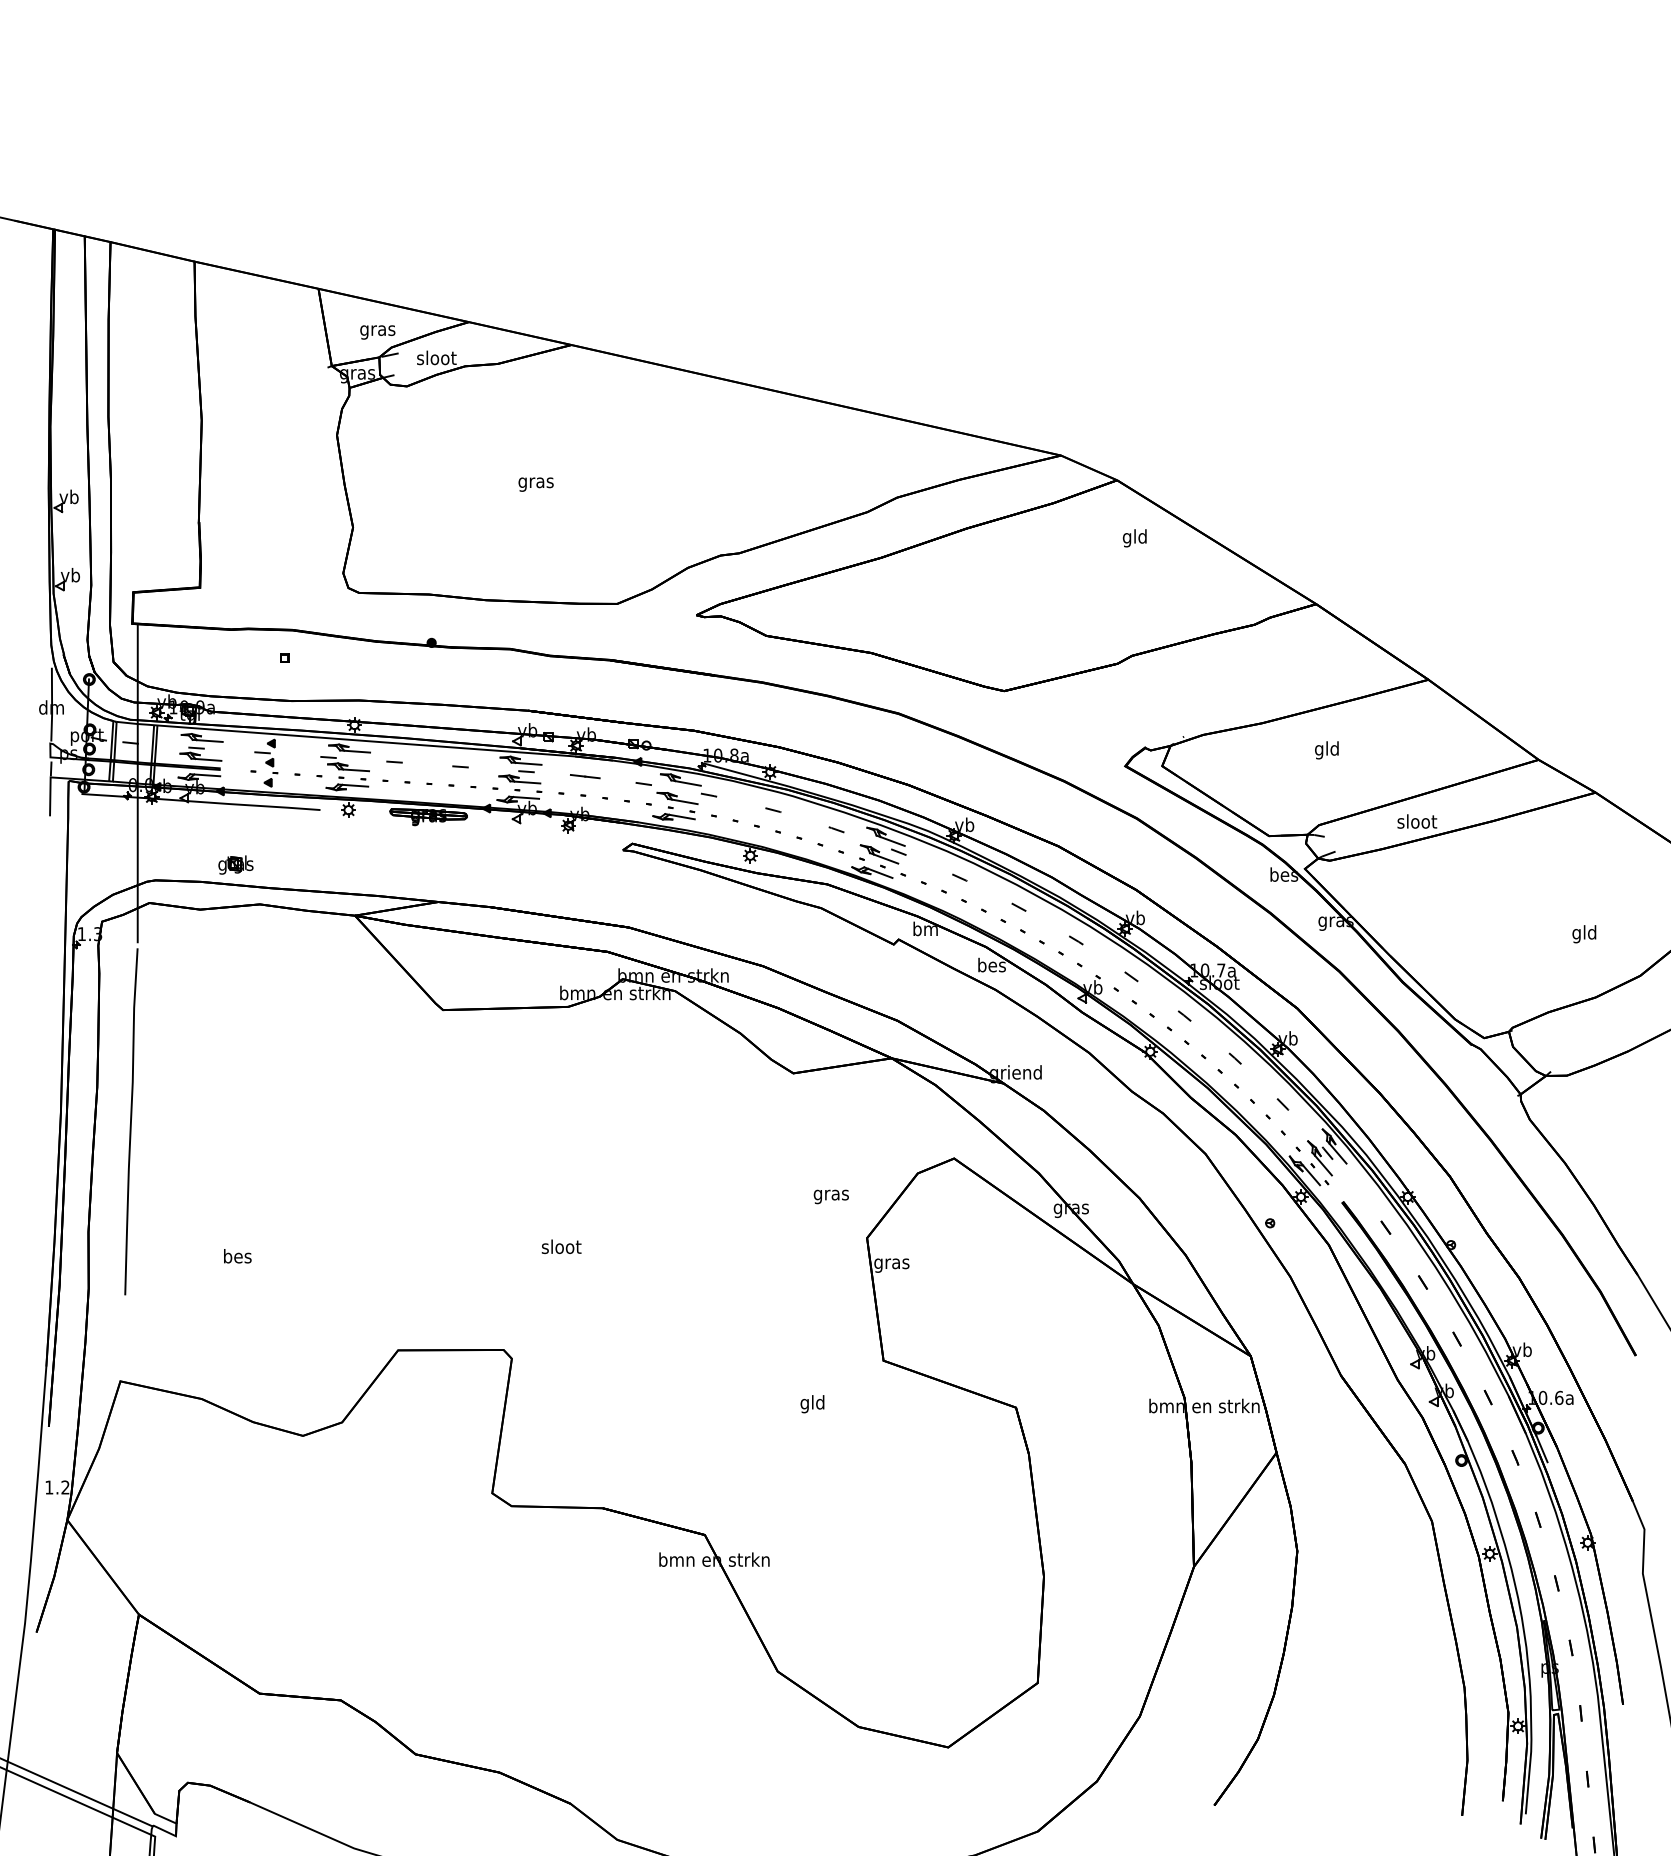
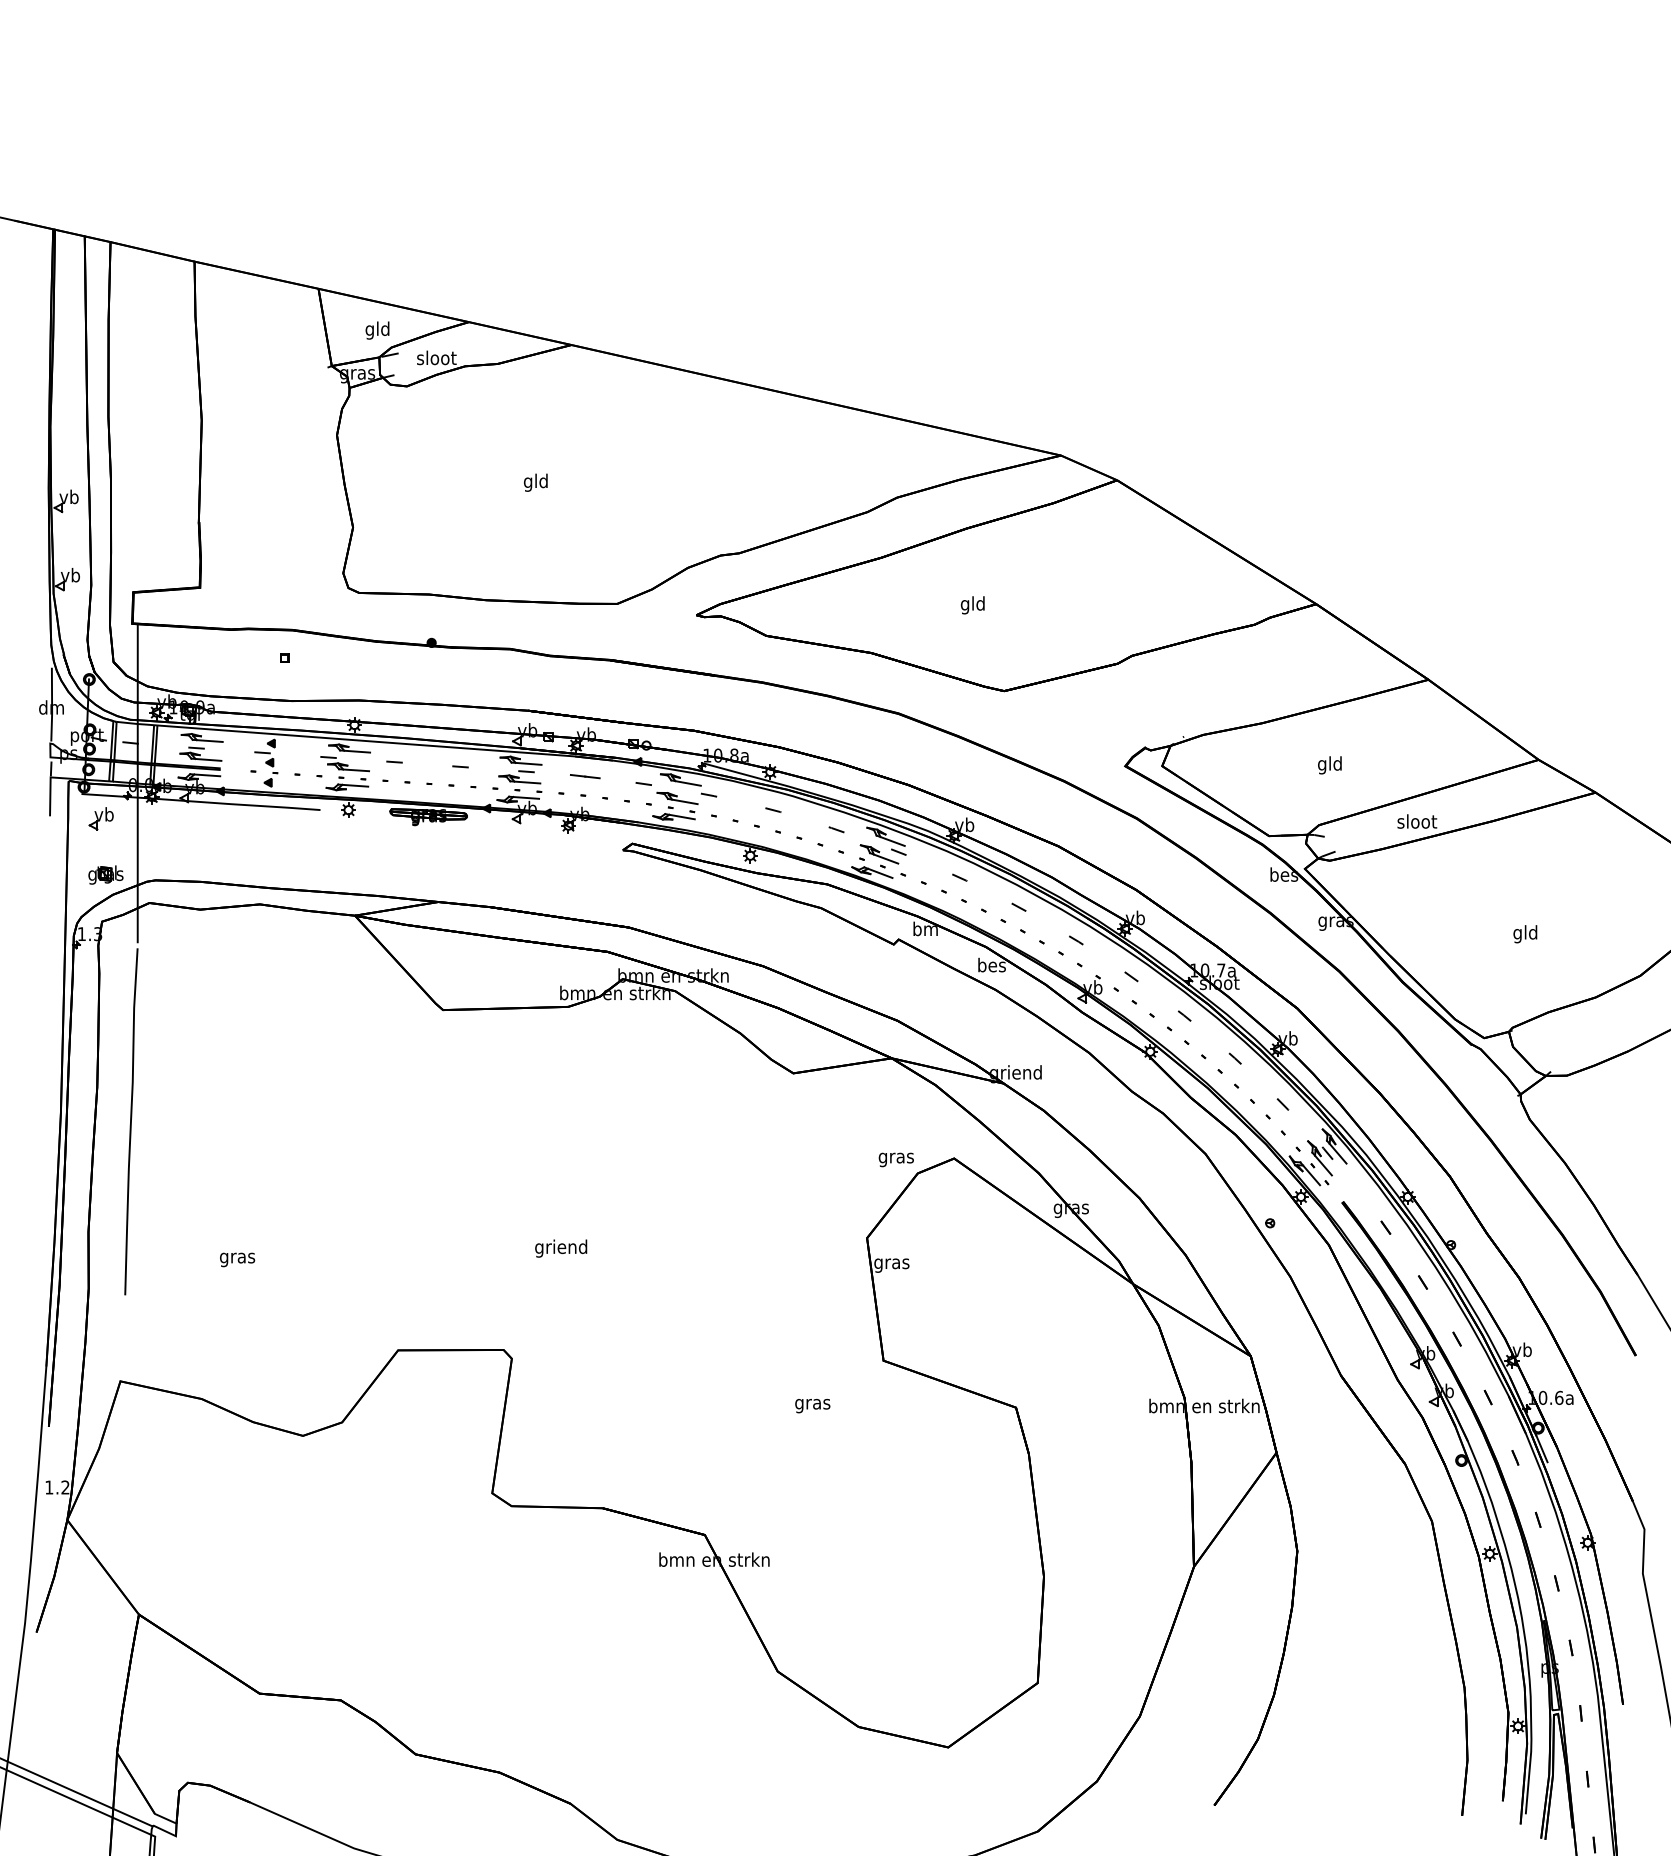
text: gras -> gld (377, 330)
text: gras -> gld (535, 482)
text position: (1134, 538) -> (972, 605) (972, 605)
text position: (1326, 750) -> (1329, 765) (1329, 765)
part: none -> present (100, 818)
part position: (235, 864) -> (105, 874) (105, 874)
text position: (1584, 934) -> (1525, 934) (1525, 934)
text position: (830, 1196) -> (895, 1159) (895, 1159)
text: sloot -> griend (561, 1248)
text: bes -> gras (237, 1258)
text: gld -> gras (812, 1404)
